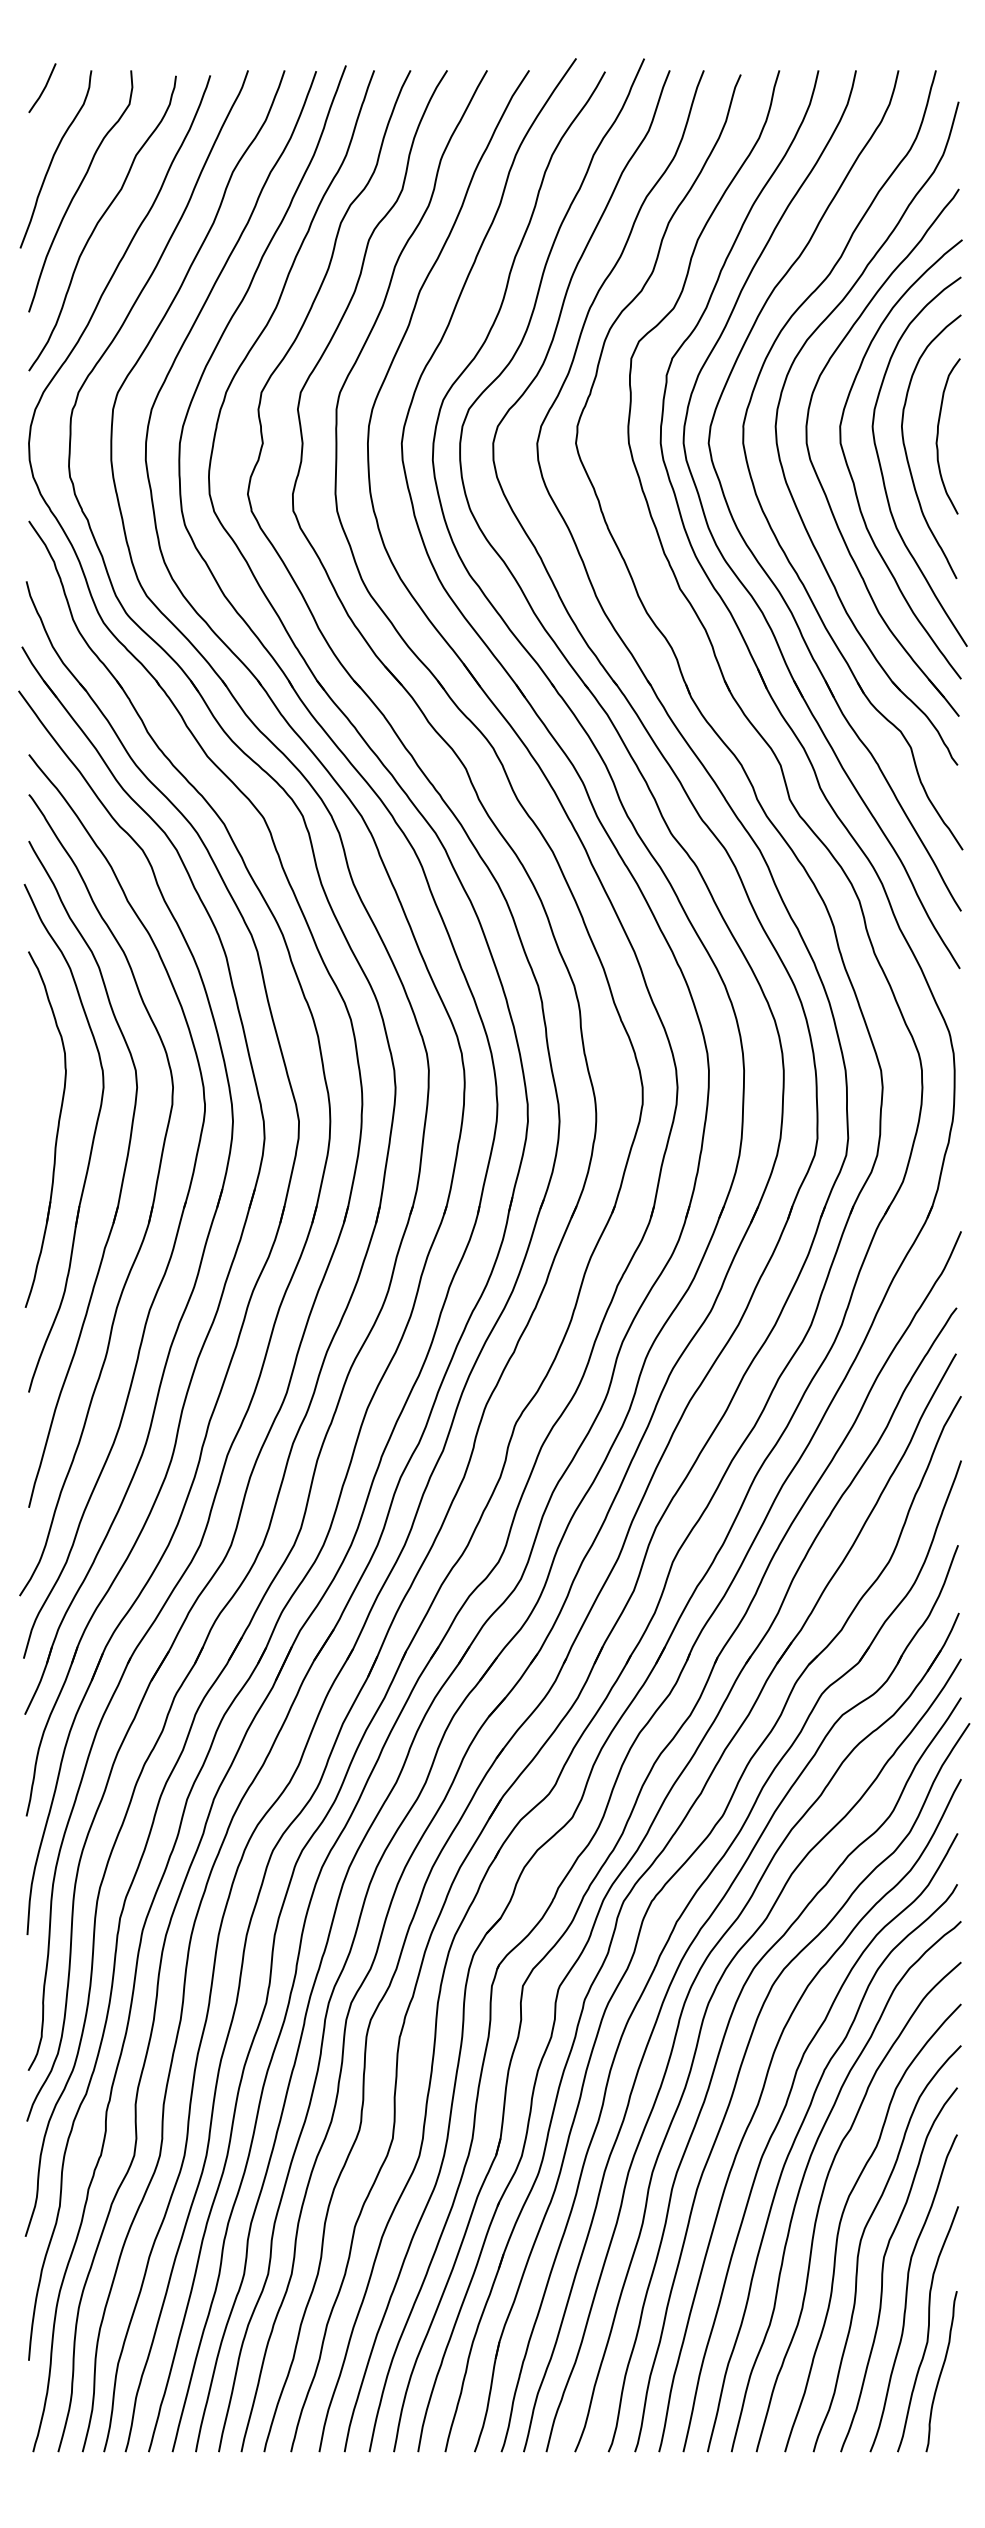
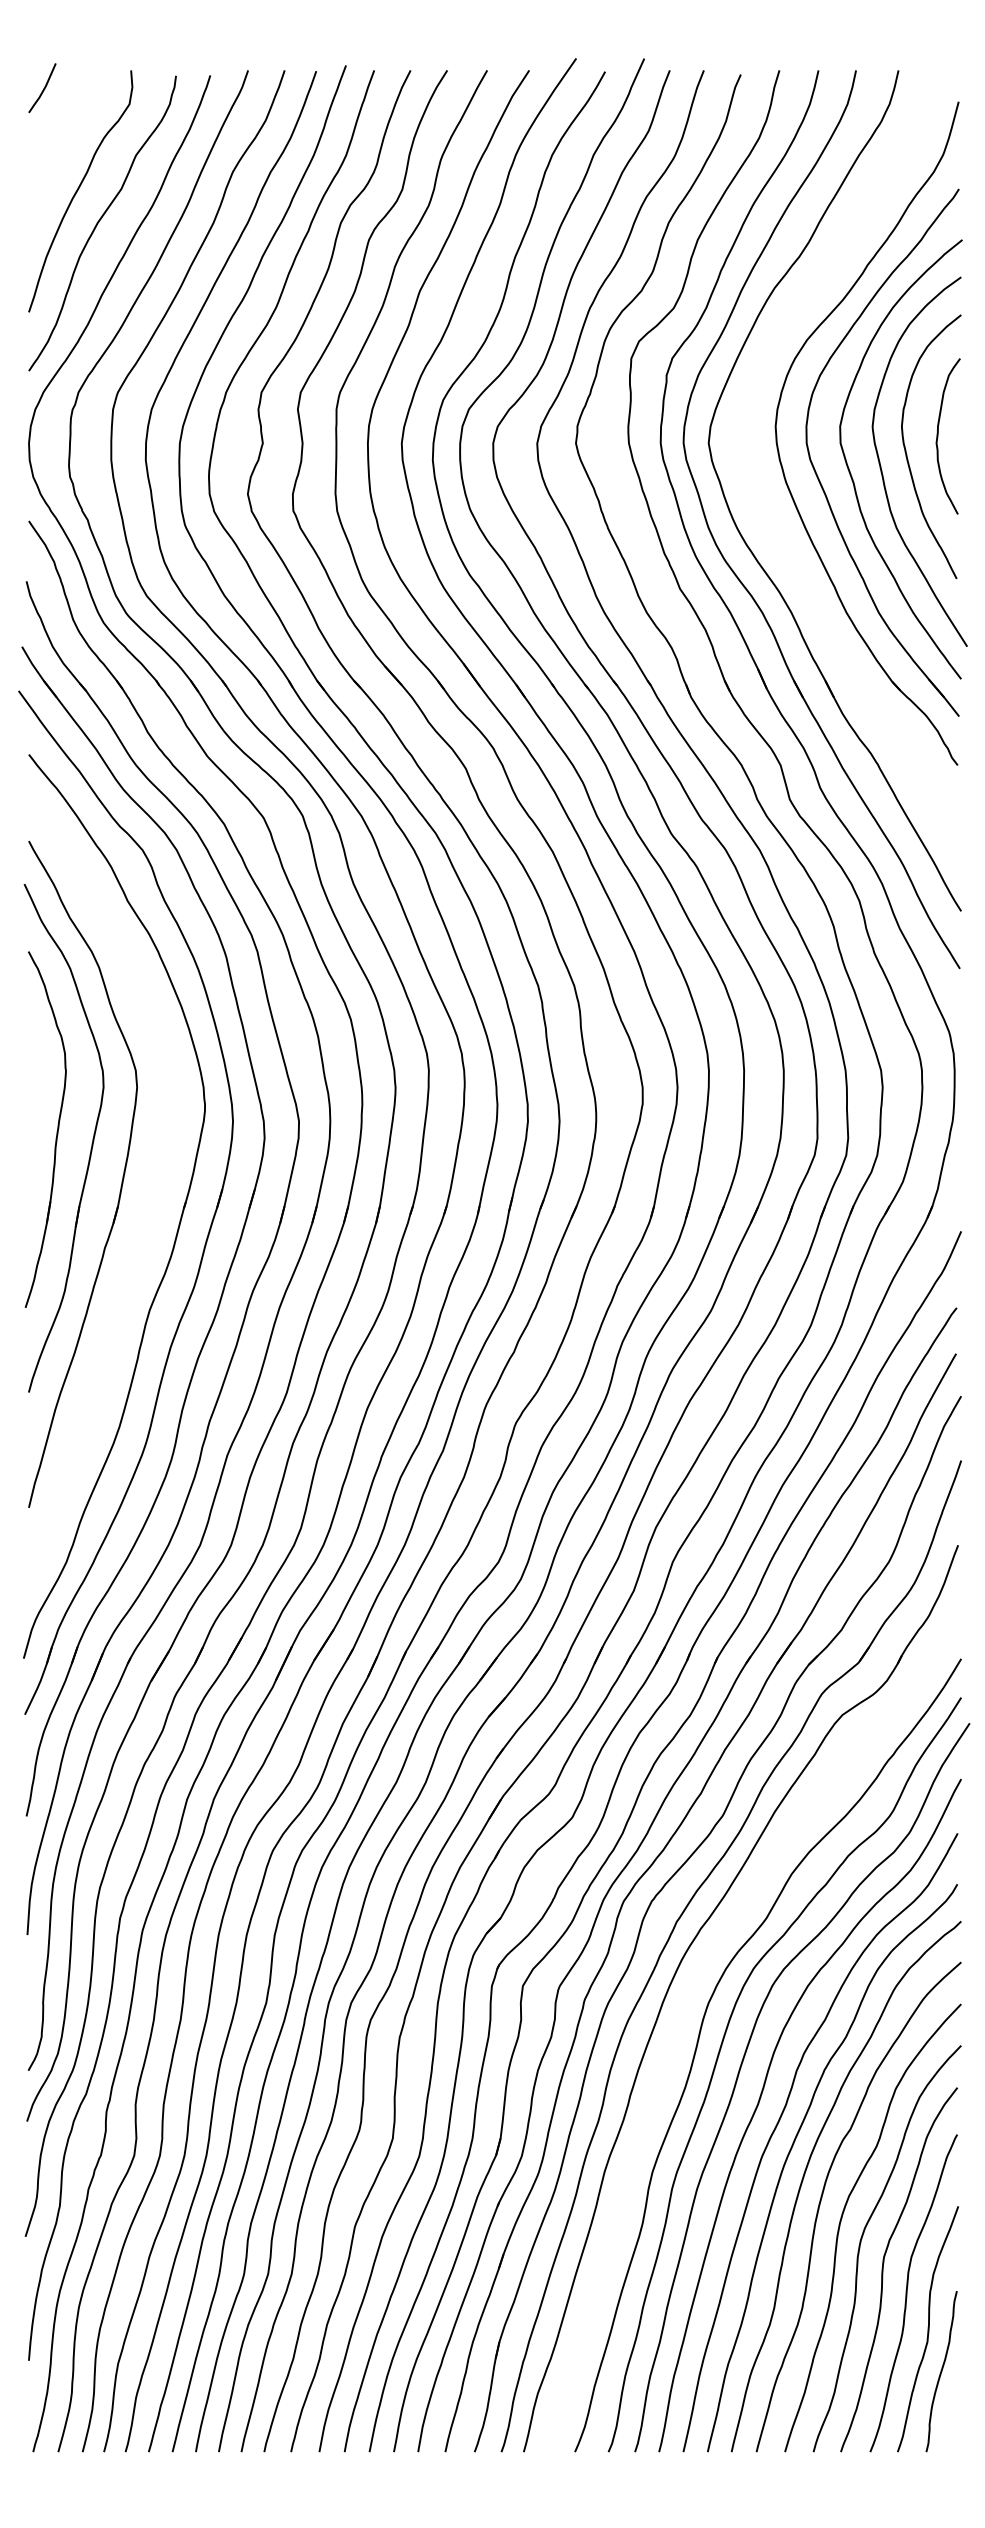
curve: present -> none (53, 159)
part: present -> none (759, 499)
part: present -> none (150, 1210)
part: present -> none (683, 2010)
